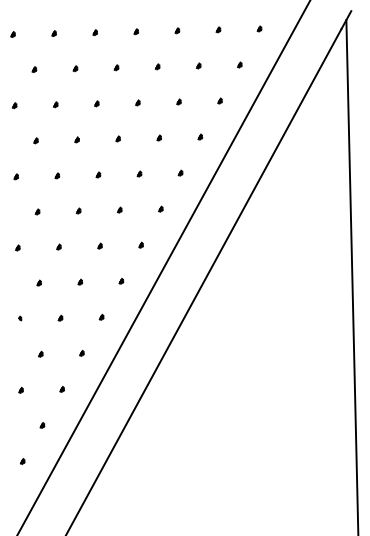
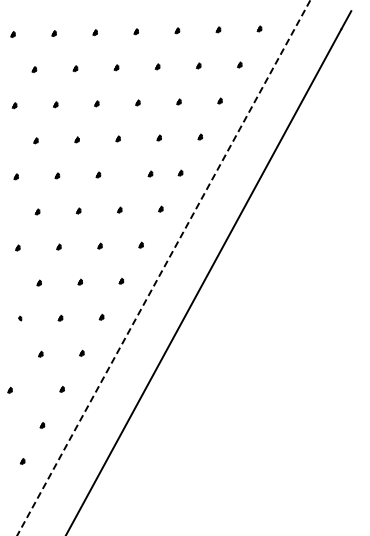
part position: (139, 173) -> (150, 173) (150, 173)
line: solid -> dashed (163, 268)
line: present -> none (352, 276)
part position: (20, 389) -> (9, 389) (9, 389)
